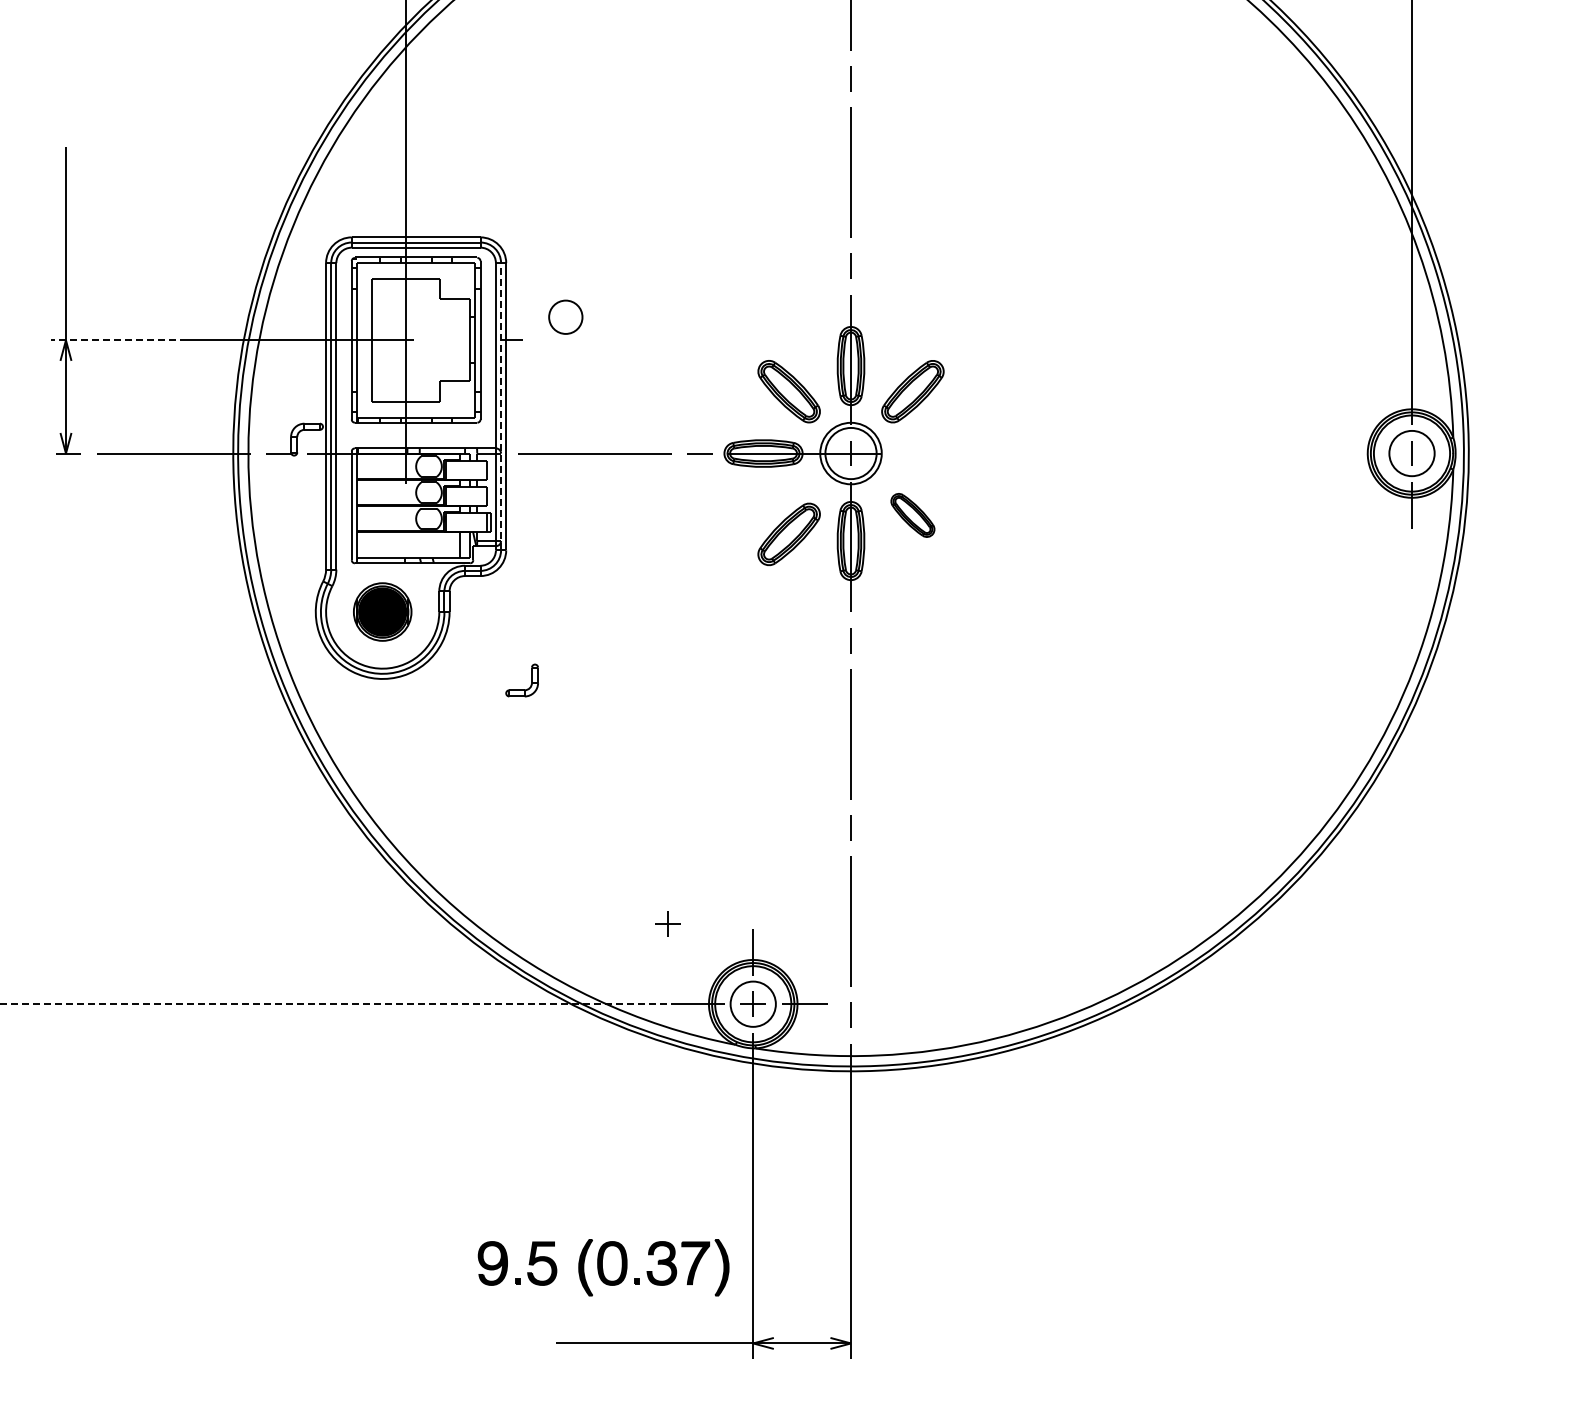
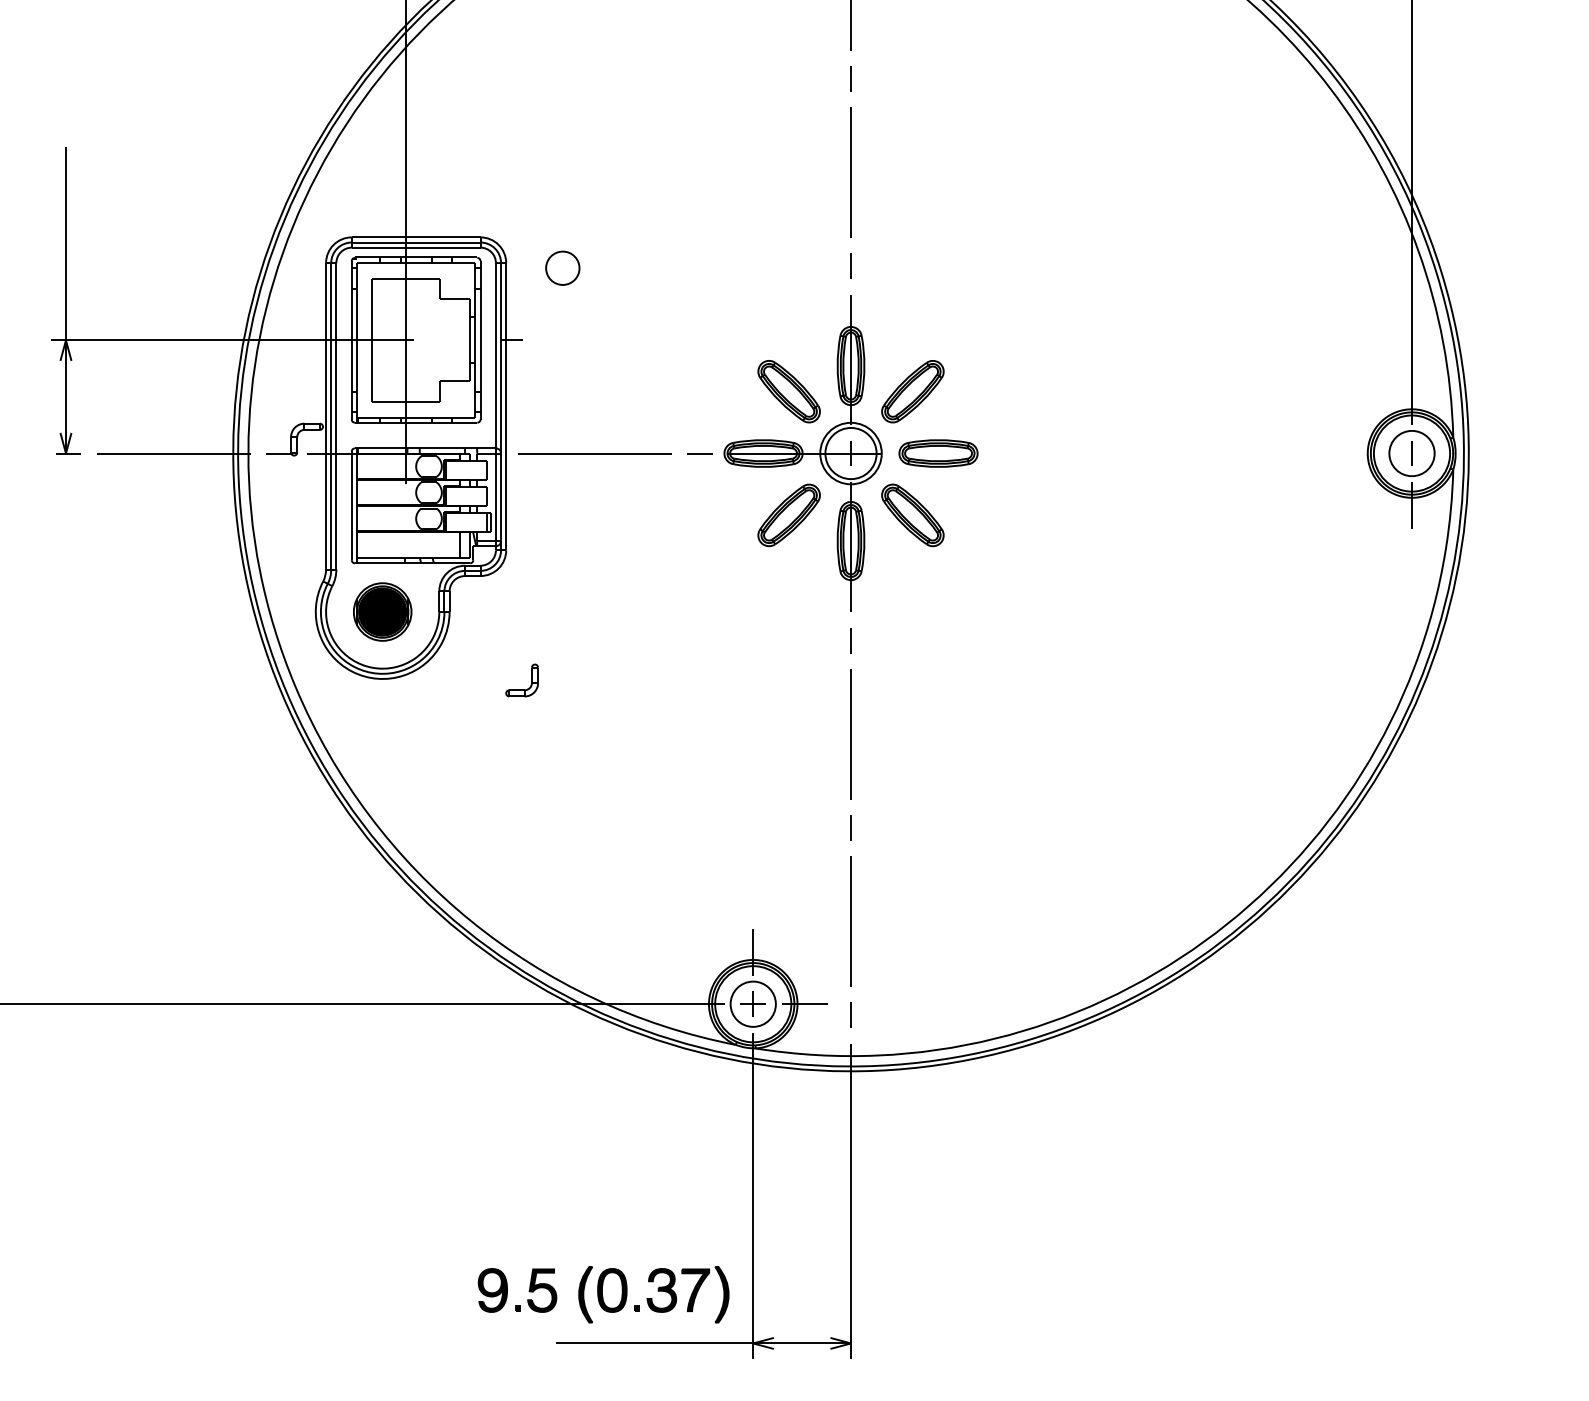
part position: (565, 316) -> (562, 267) (562, 267)
line: dashed -> solid (118, 340)
line: dashed -> solid (501, 406)
part: none -> present (938, 453)
part size: 46x45 px -> 64x65 px (912, 515)
part position: (788, 533) -> (788, 514) (788, 514)
part: present -> none (667, 923)
line: dashed -> solid (339, 1004)
part position: (603, 1267) -> (603, 1294) (603, 1294)
